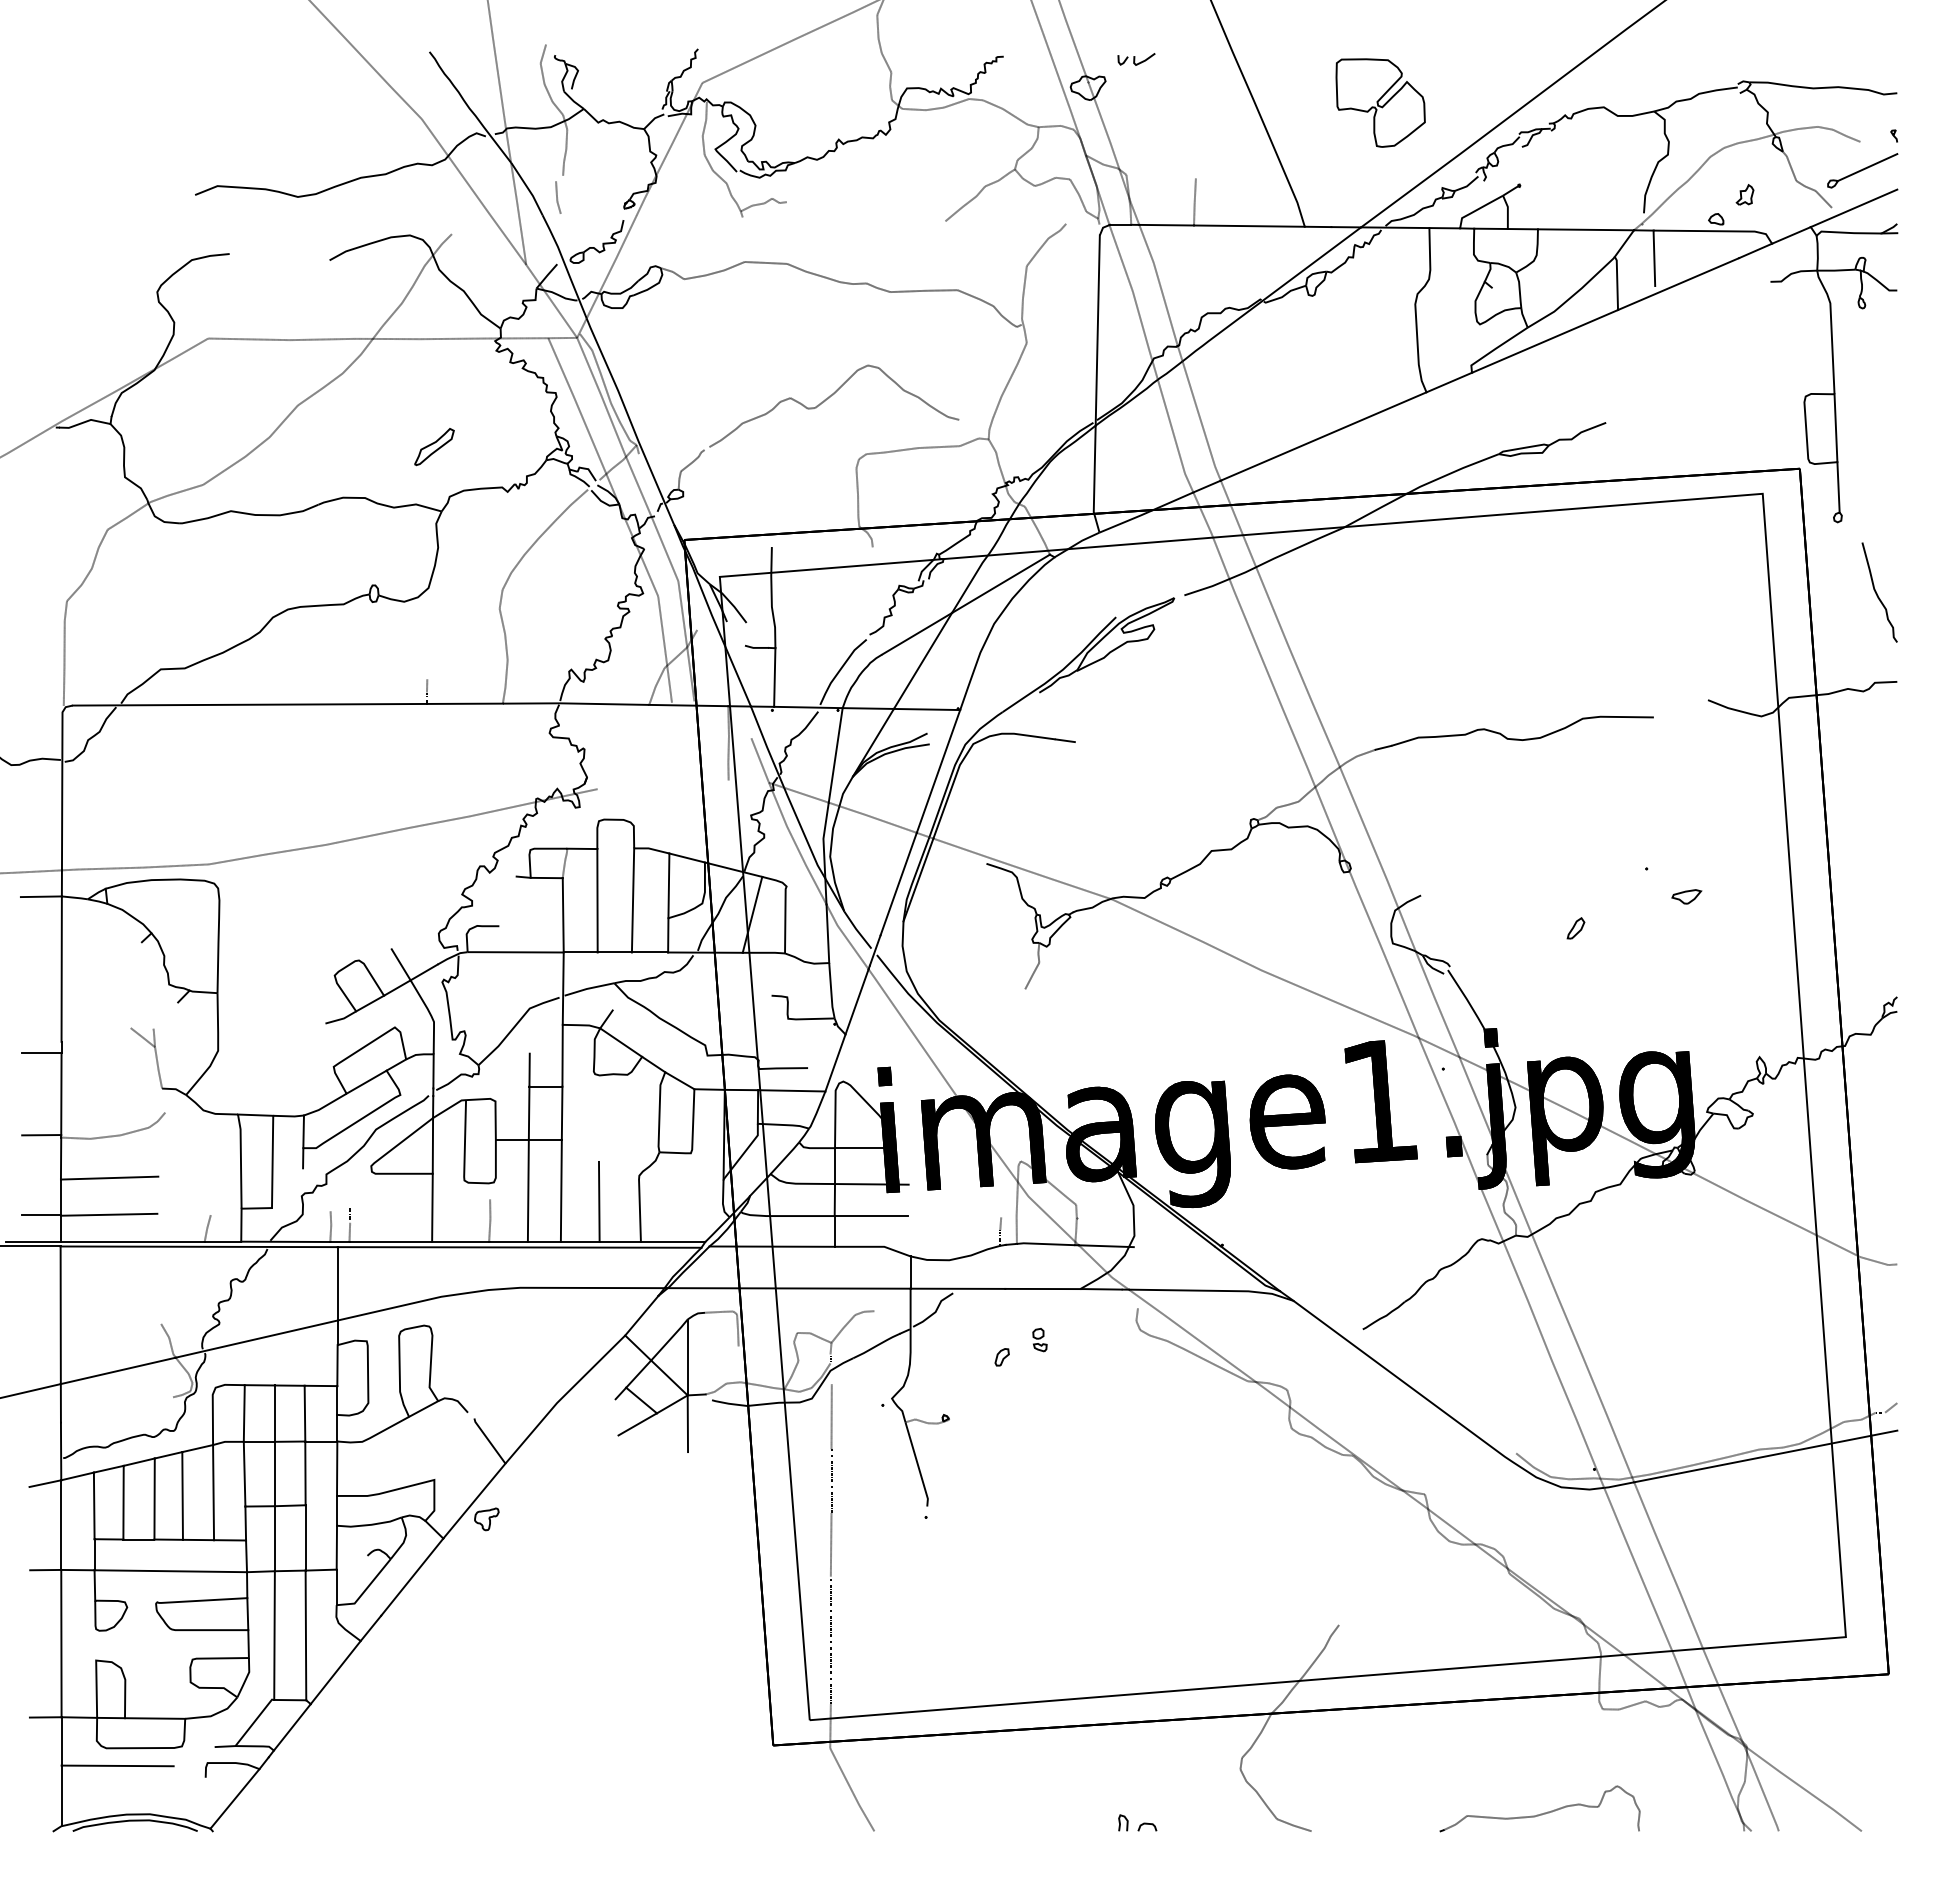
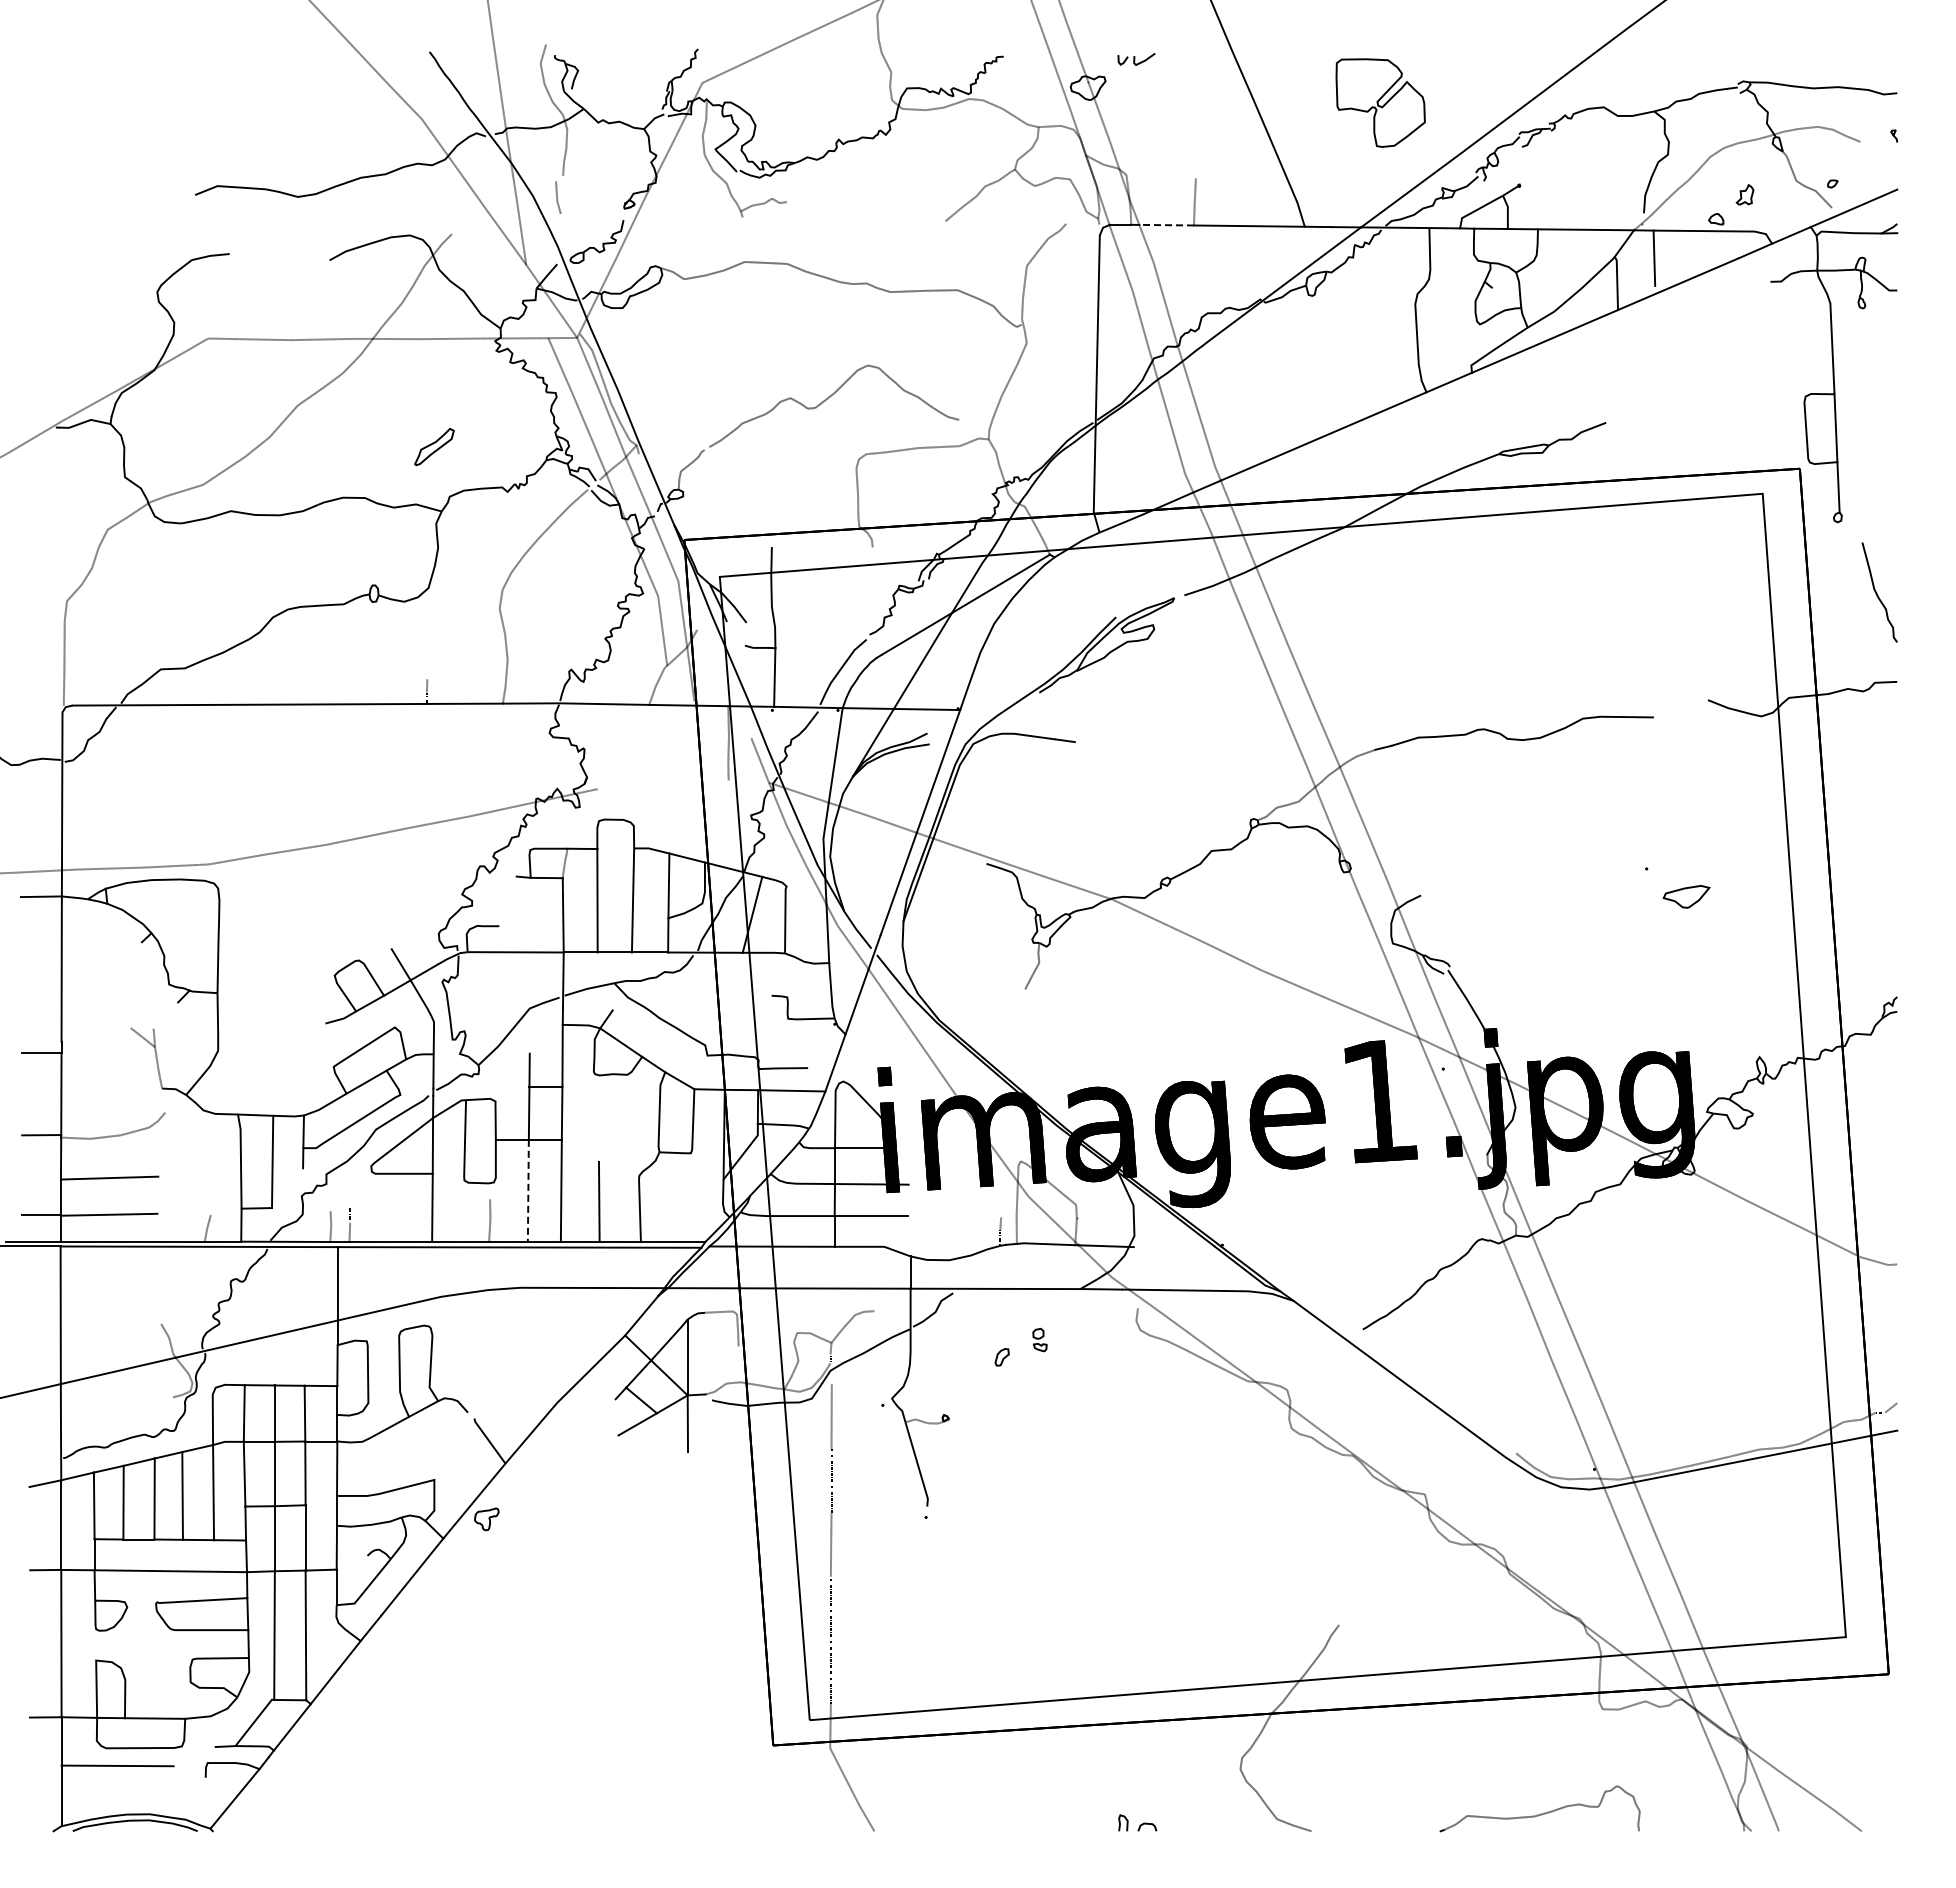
line: present -> none (1867, 167)
line: solid -> dashed (1166, 225)
line: present -> none (669, 683)
part size: 32x16 px -> 49x24 px (1686, 896)
part: present -> none (1575, 928)
line: solid -> dashed (528, 1191)
